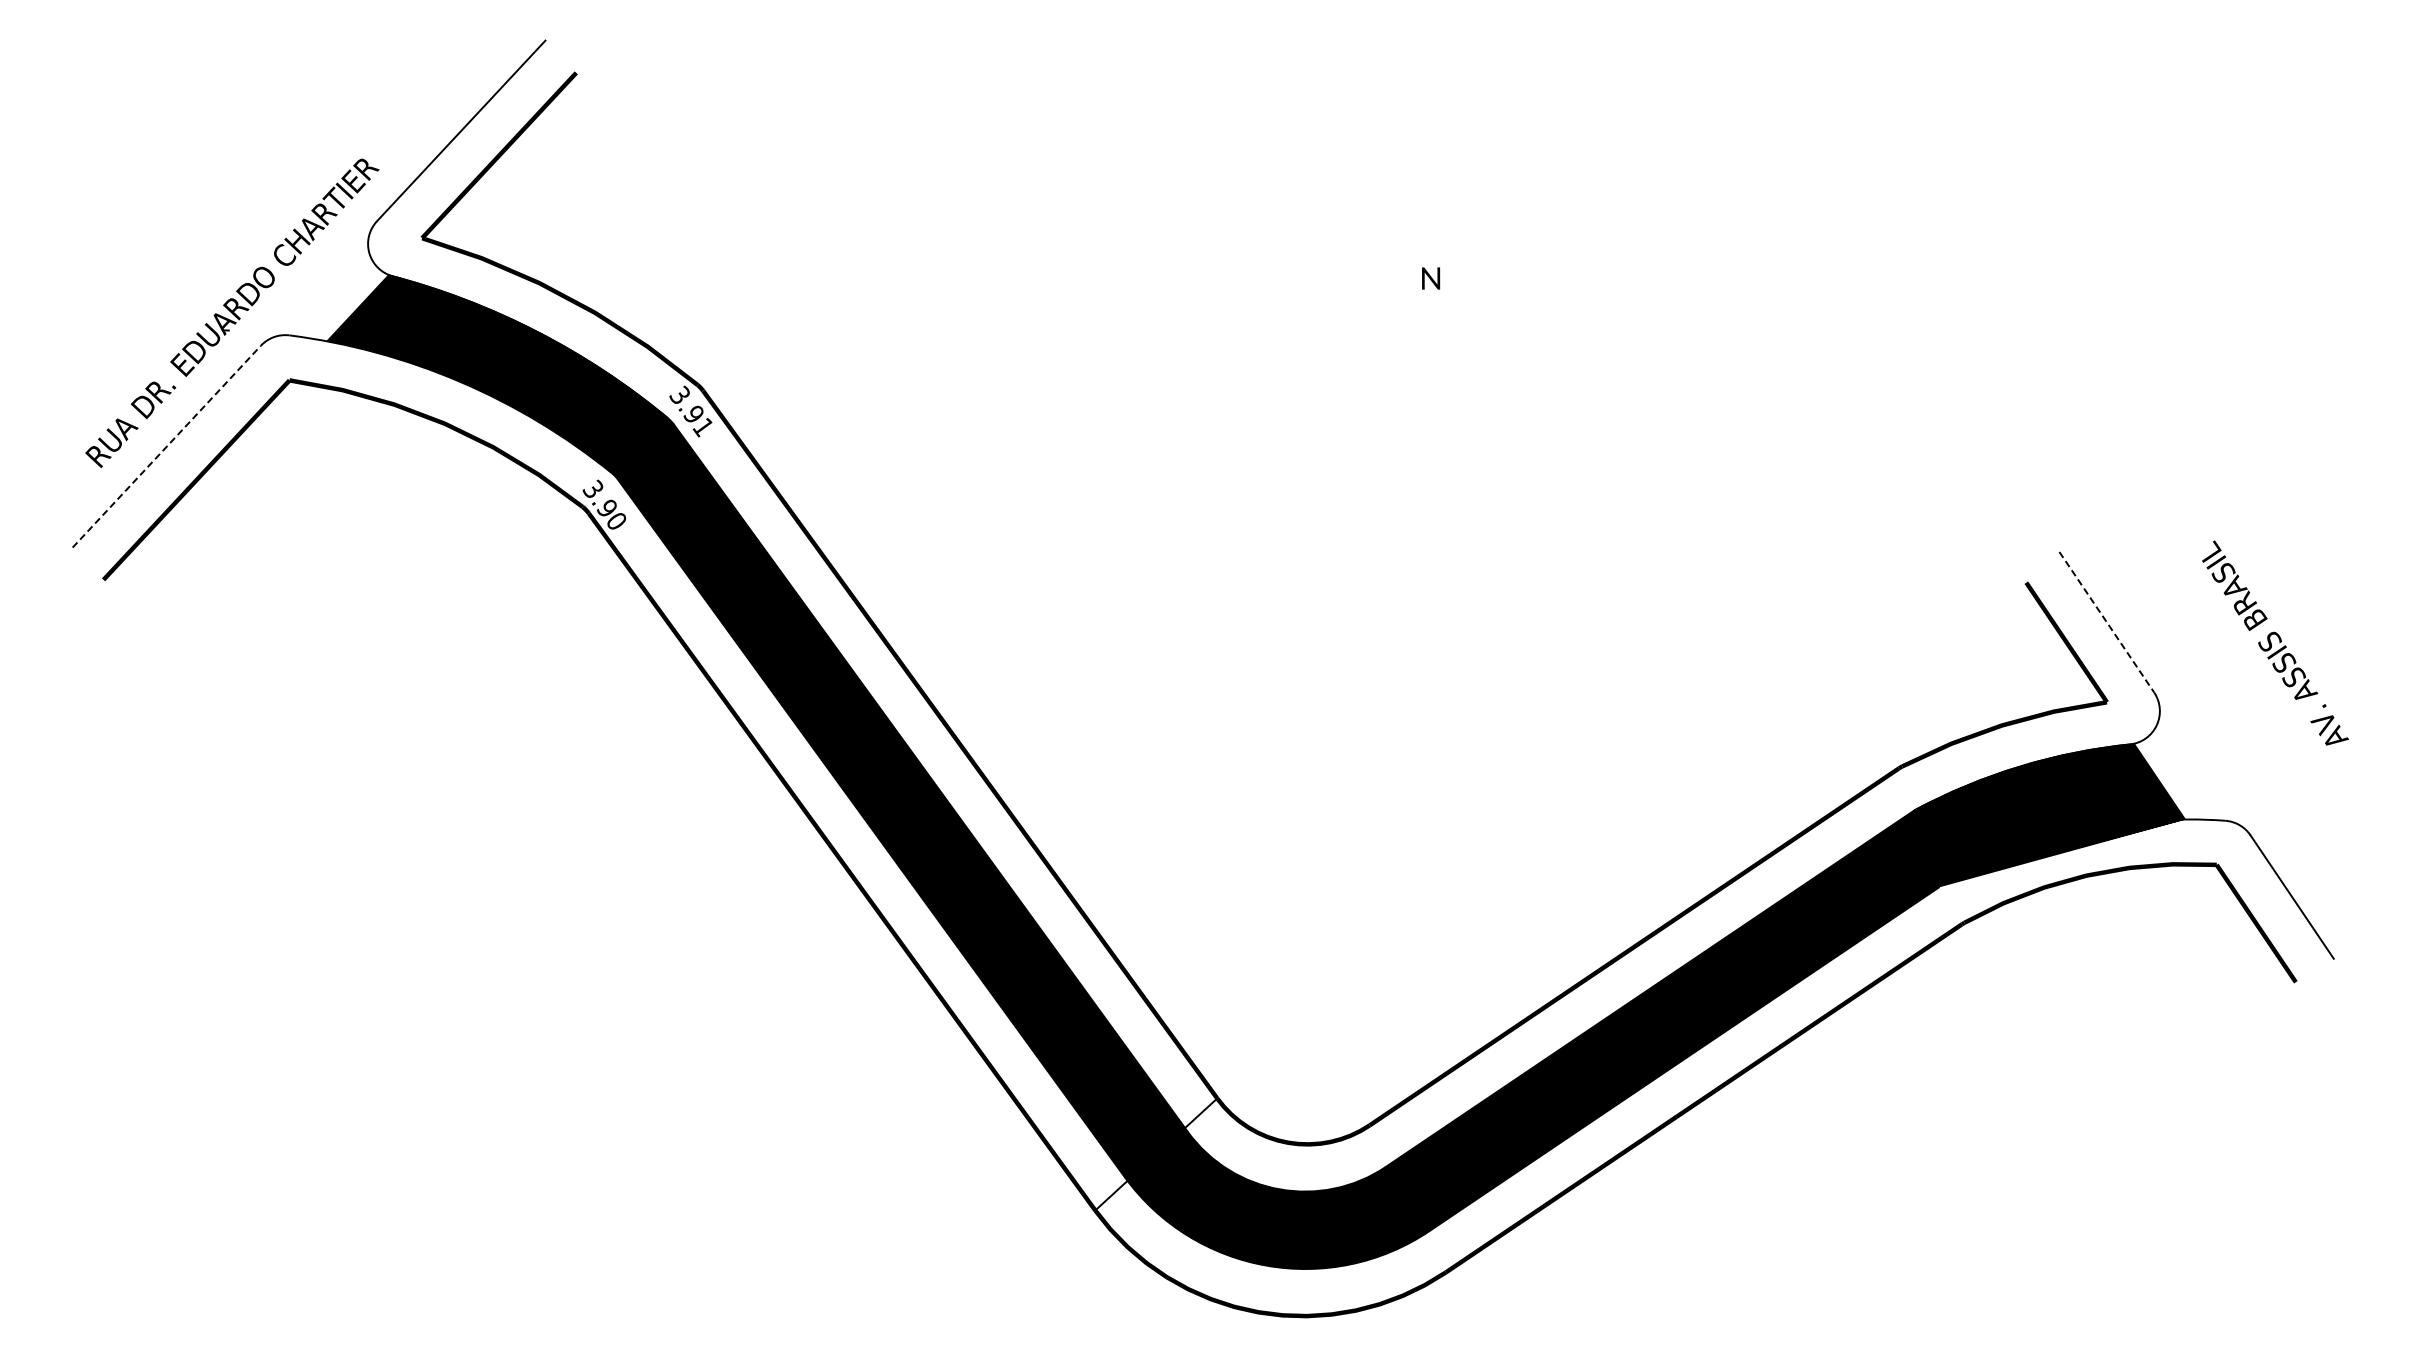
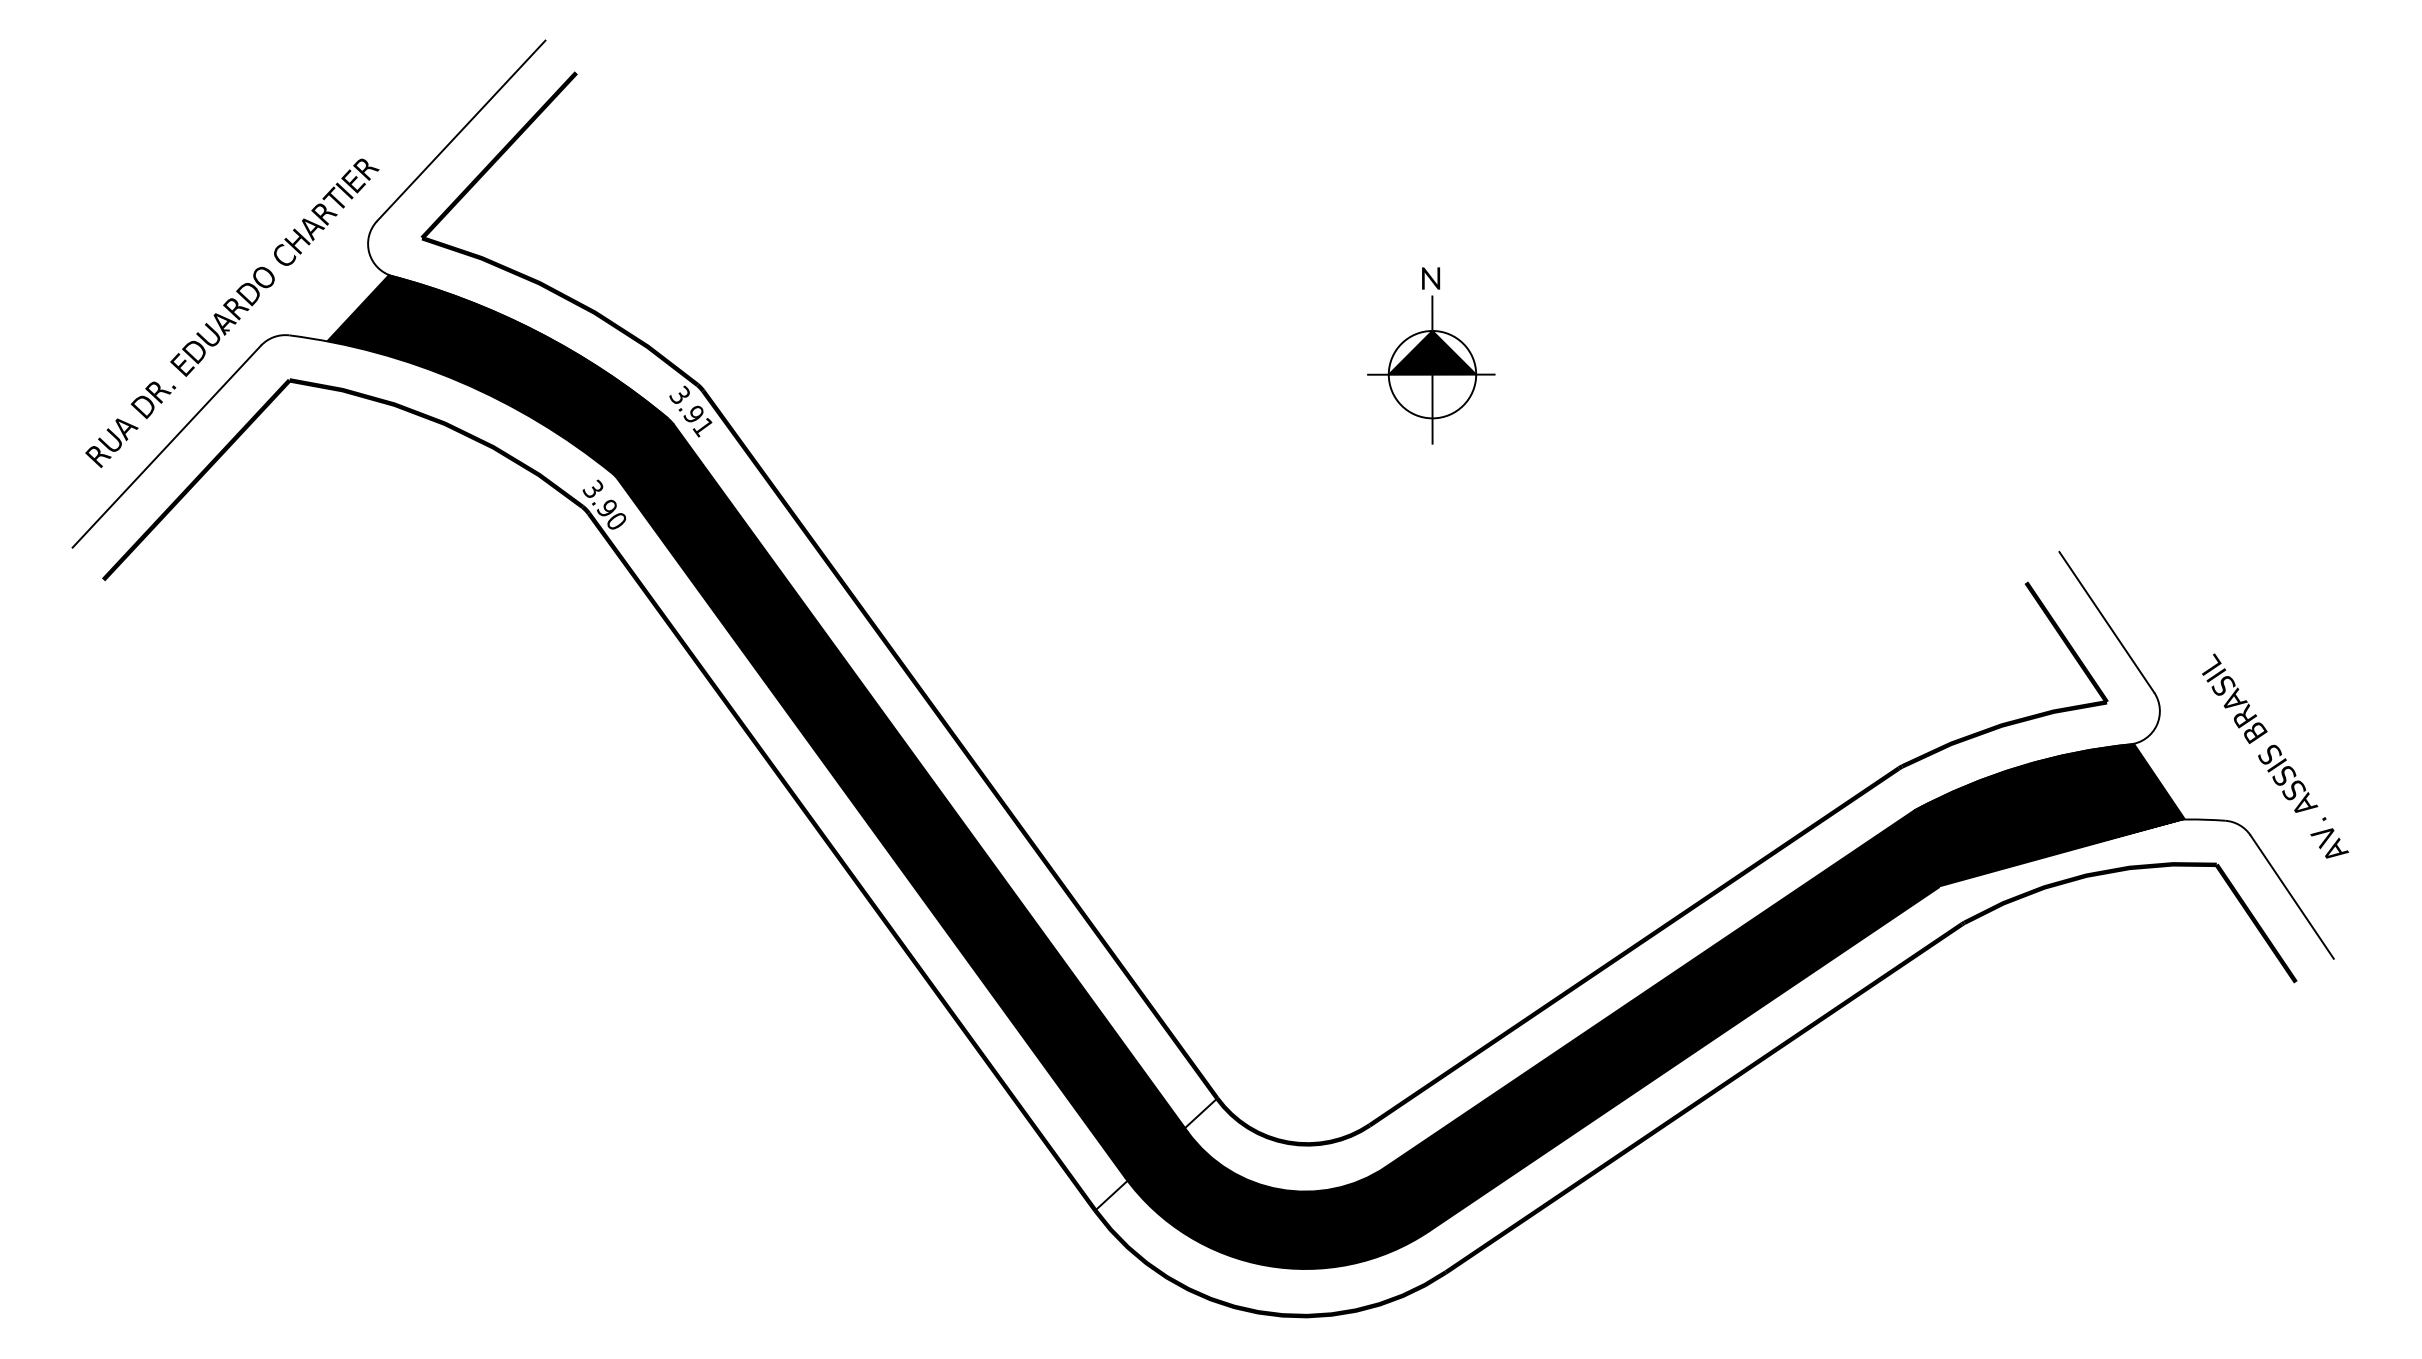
part: none -> present (1431, 369)
line: dashed -> solid (167, 446)
line: dashed -> solid (2106, 622)
text position: (2275, 642) -> (2275, 755) (2275, 755)
